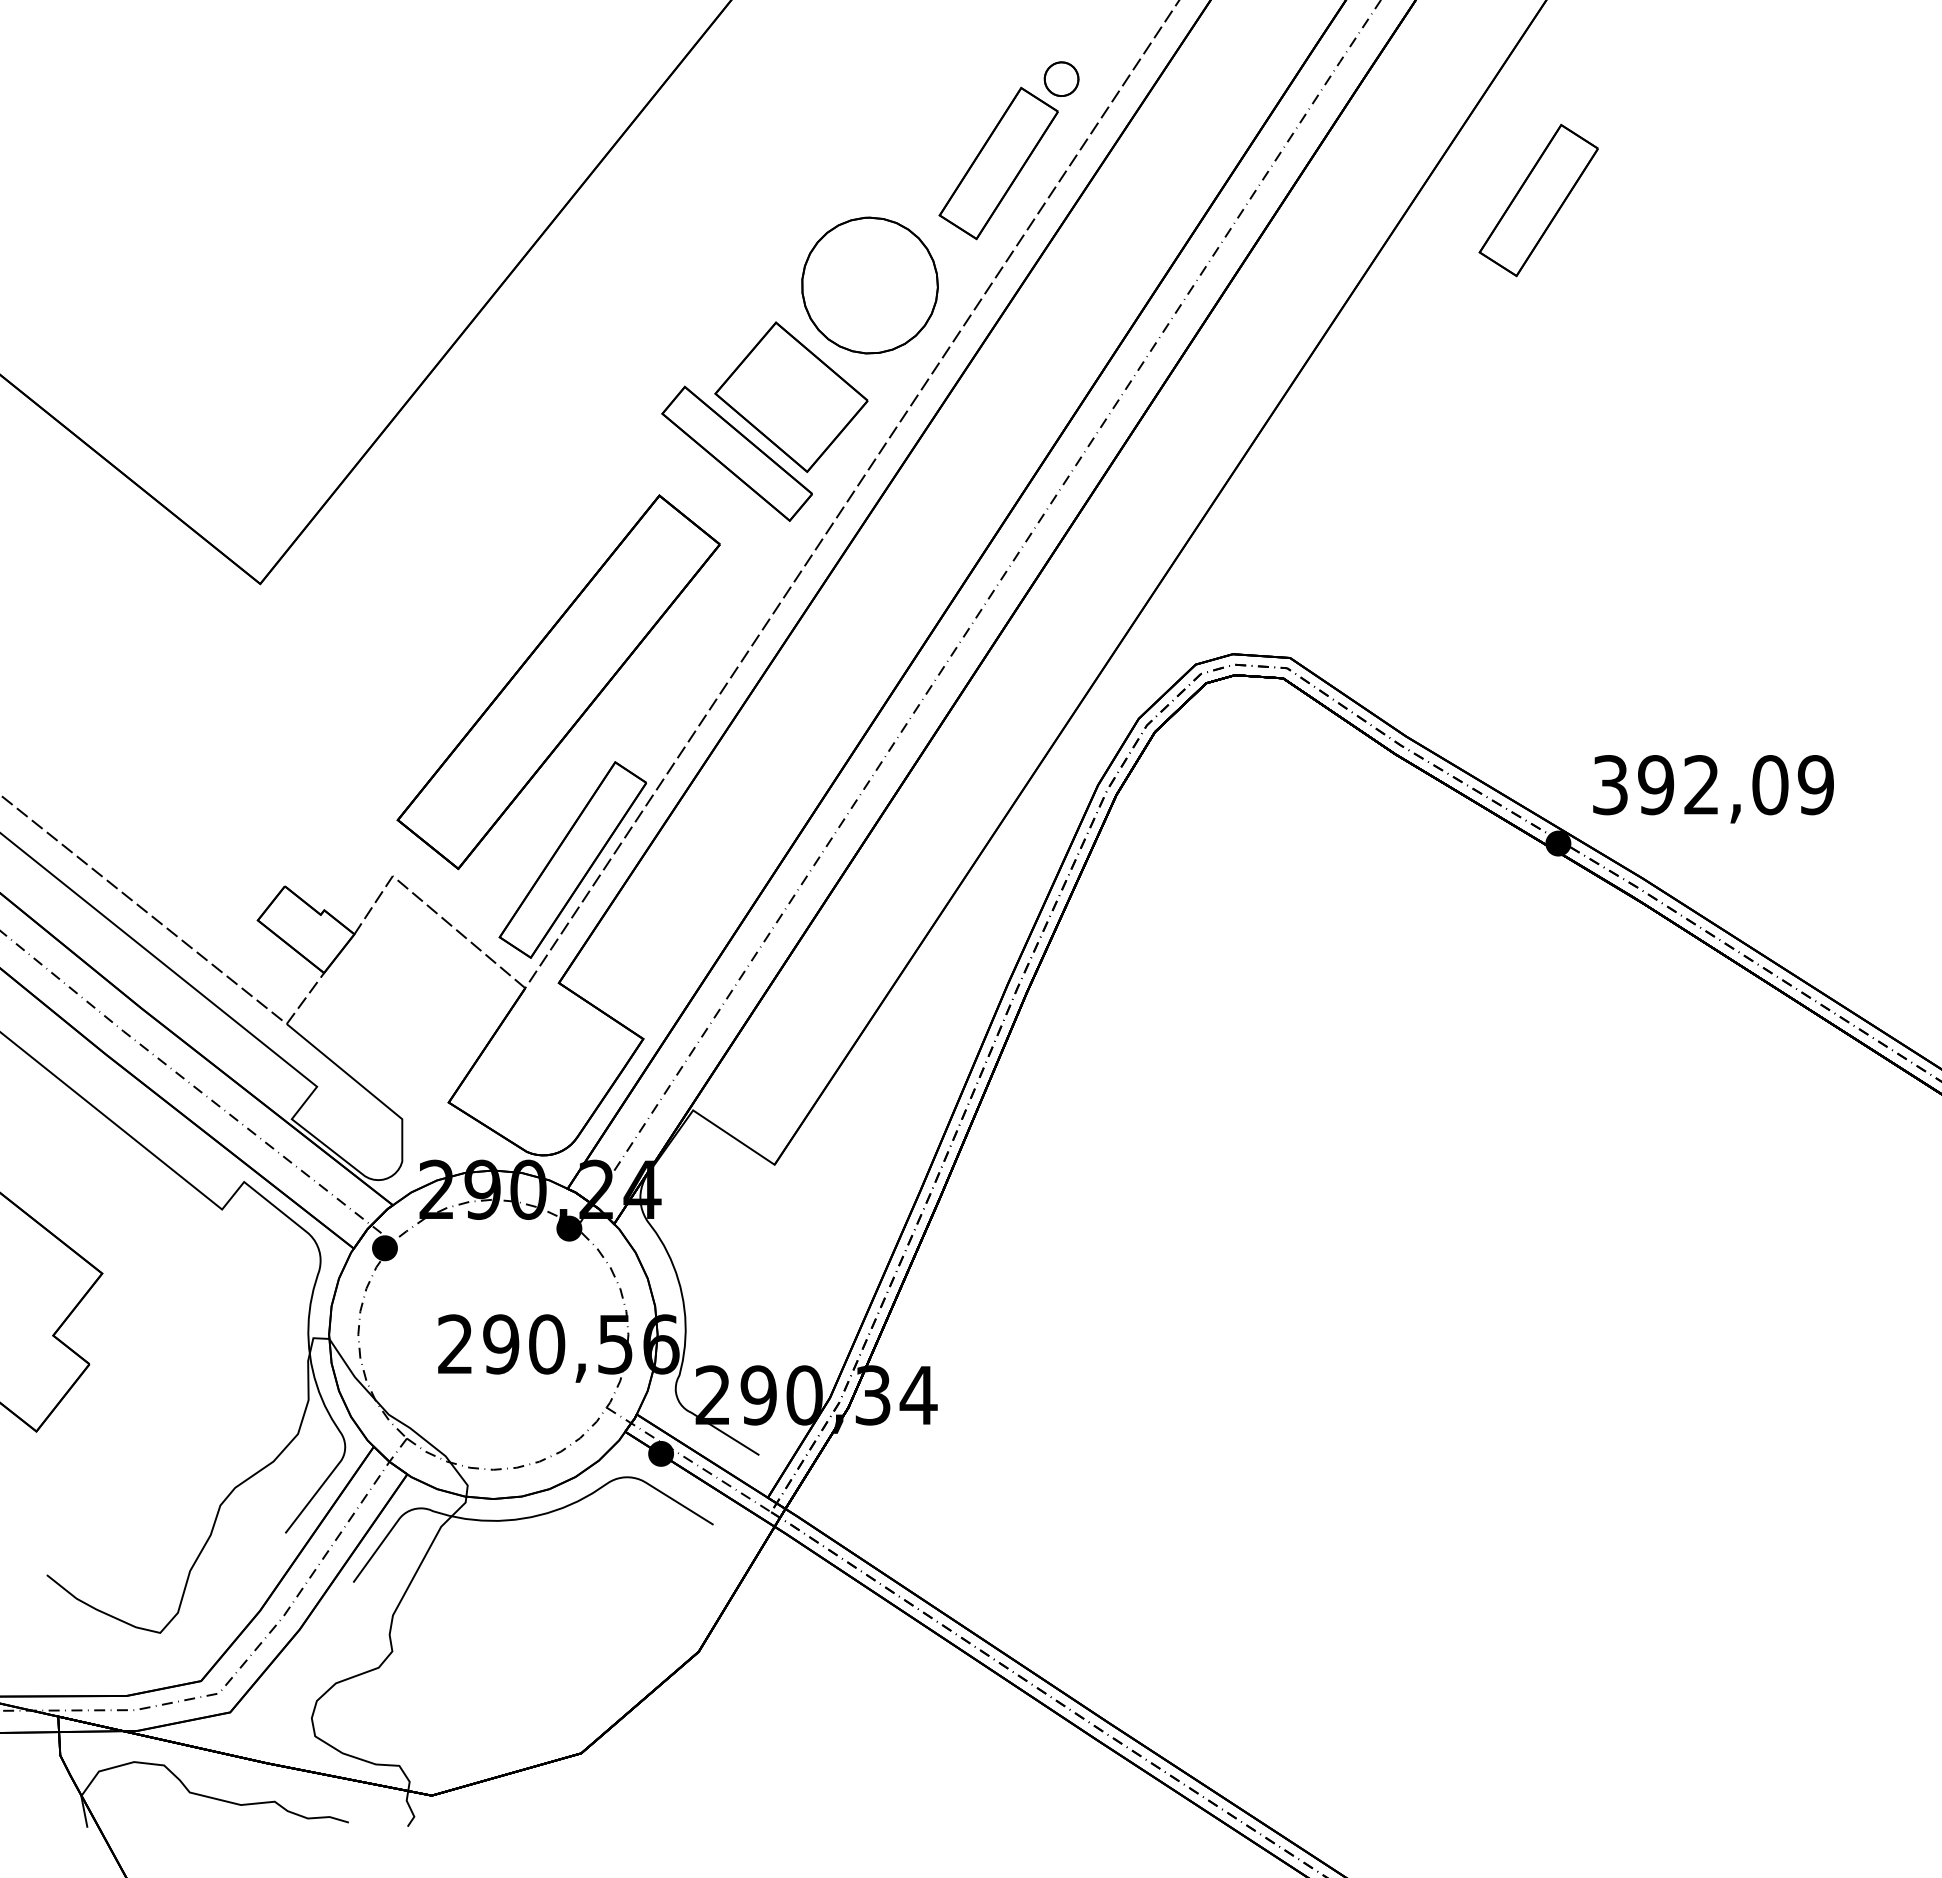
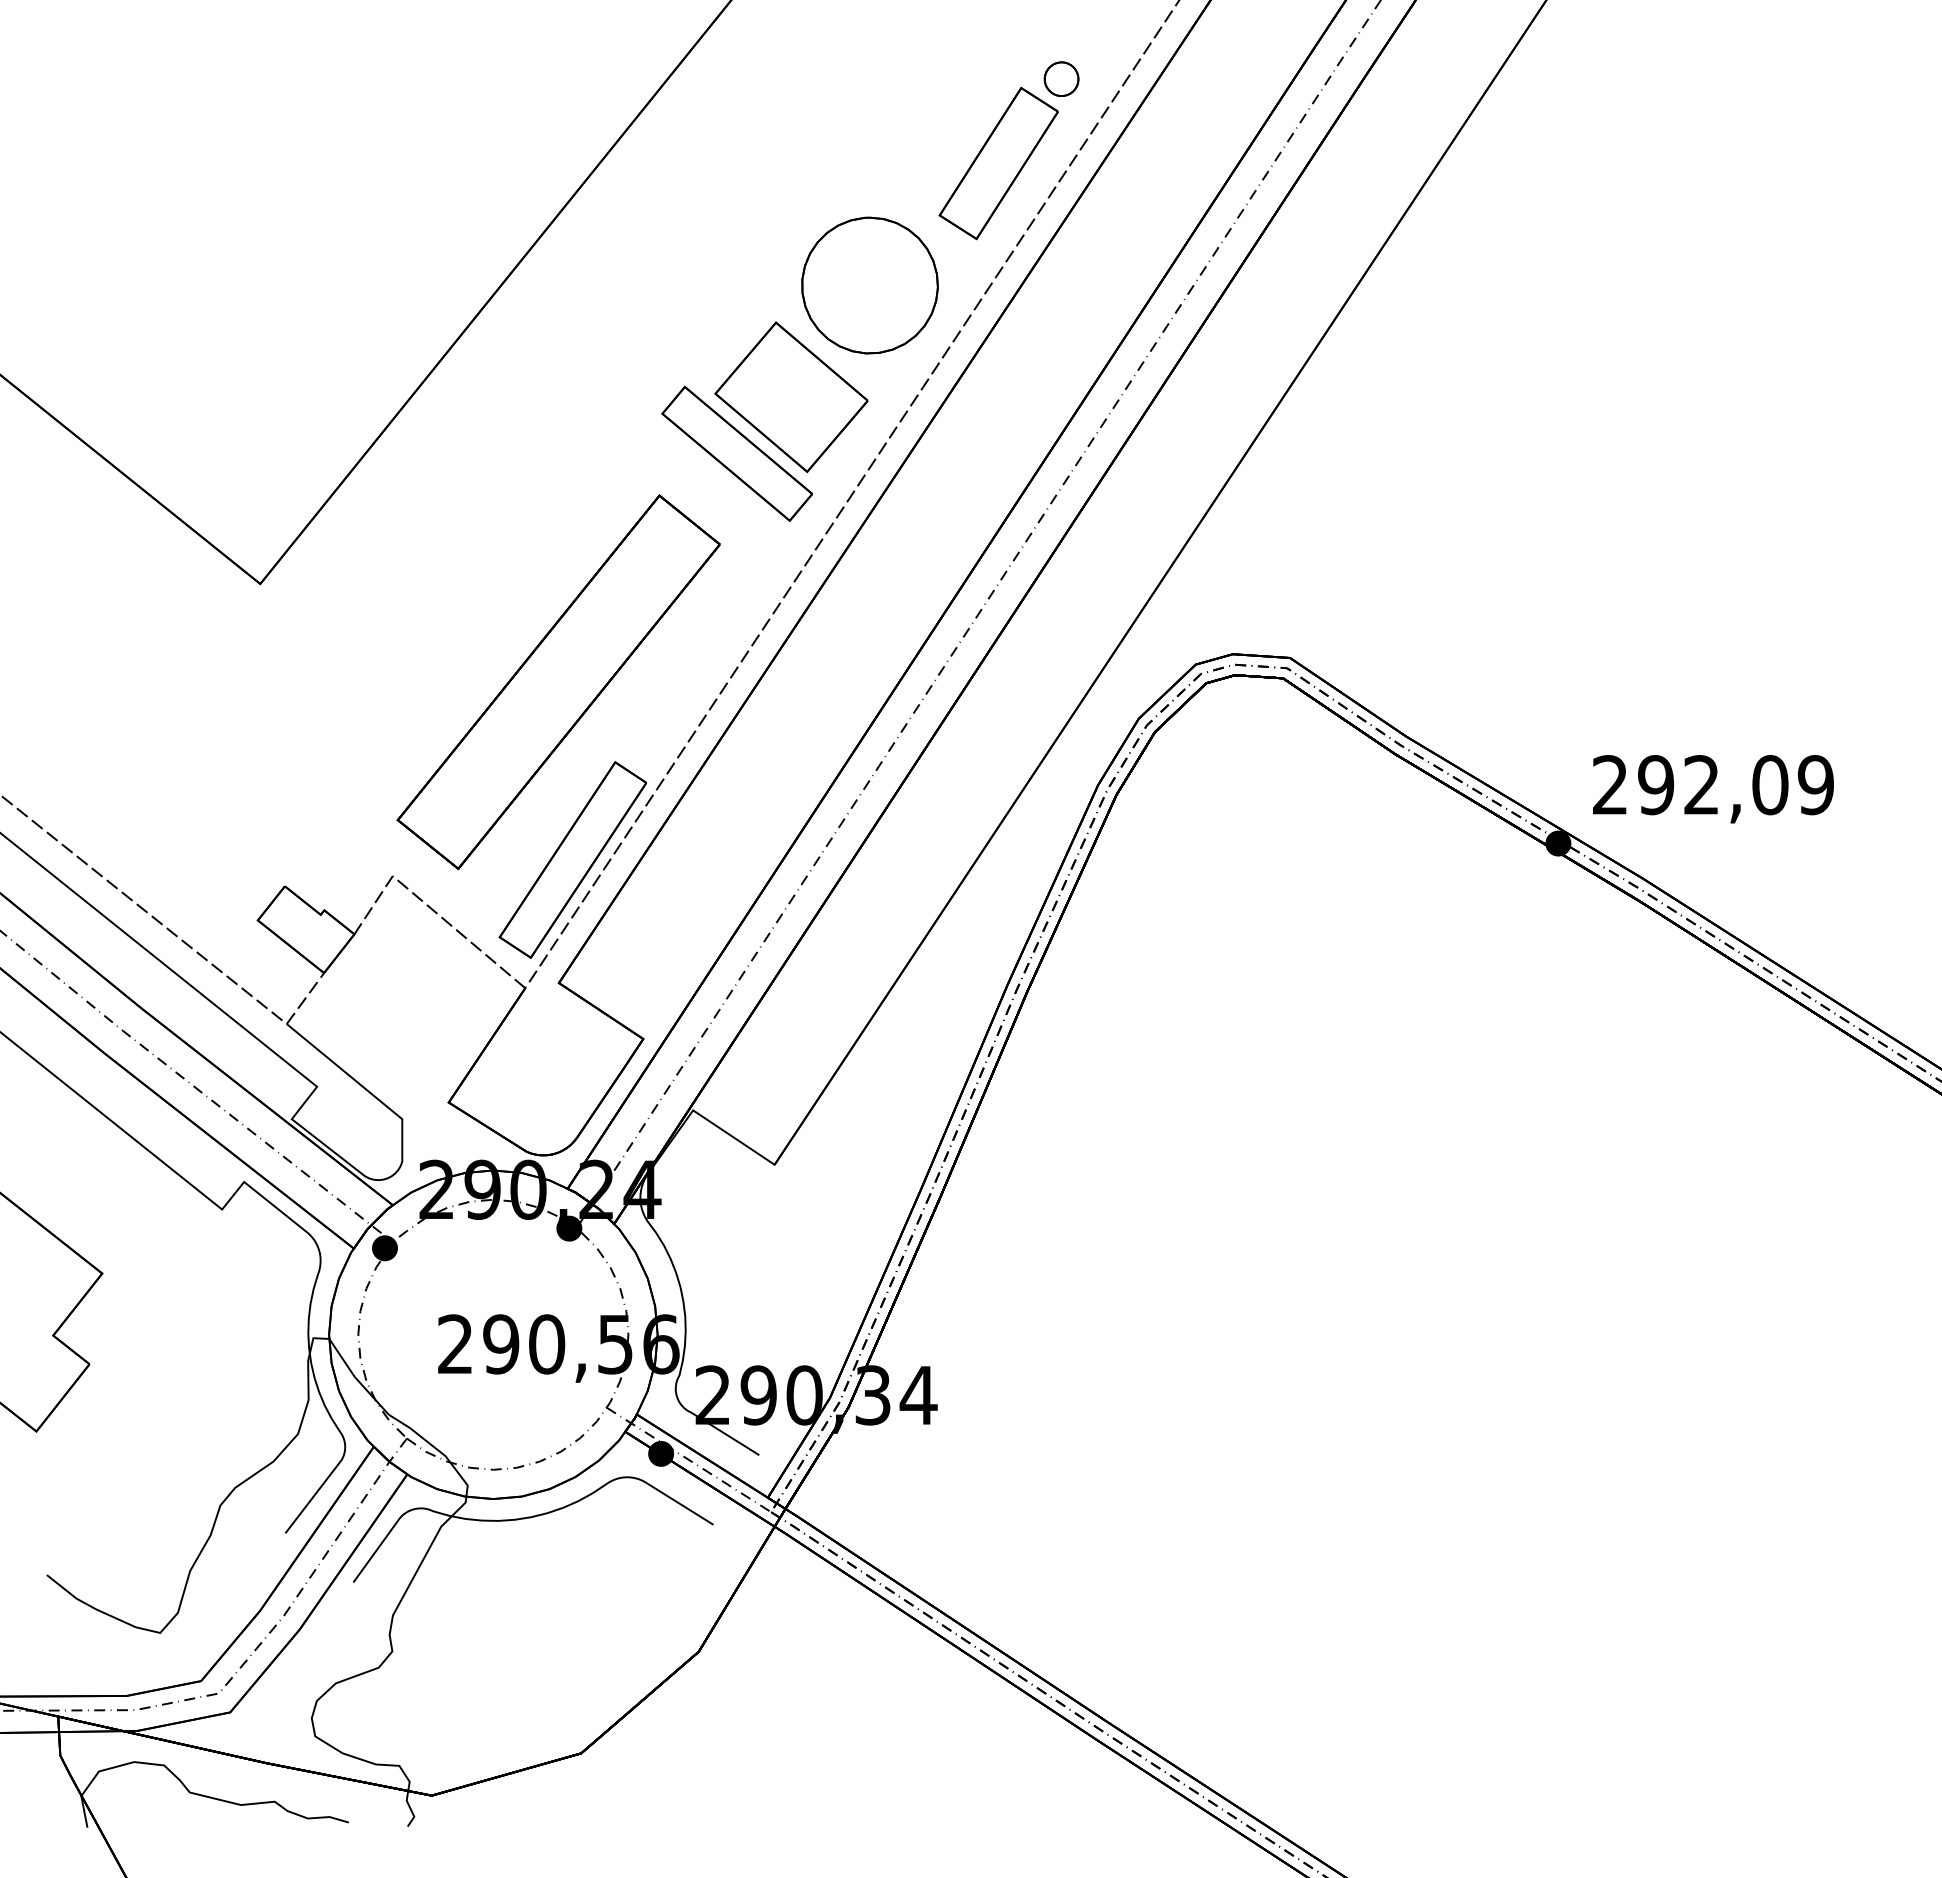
part: present -> none (1538, 200)
text: 392,09 -> 292,09 (1610, 785)
